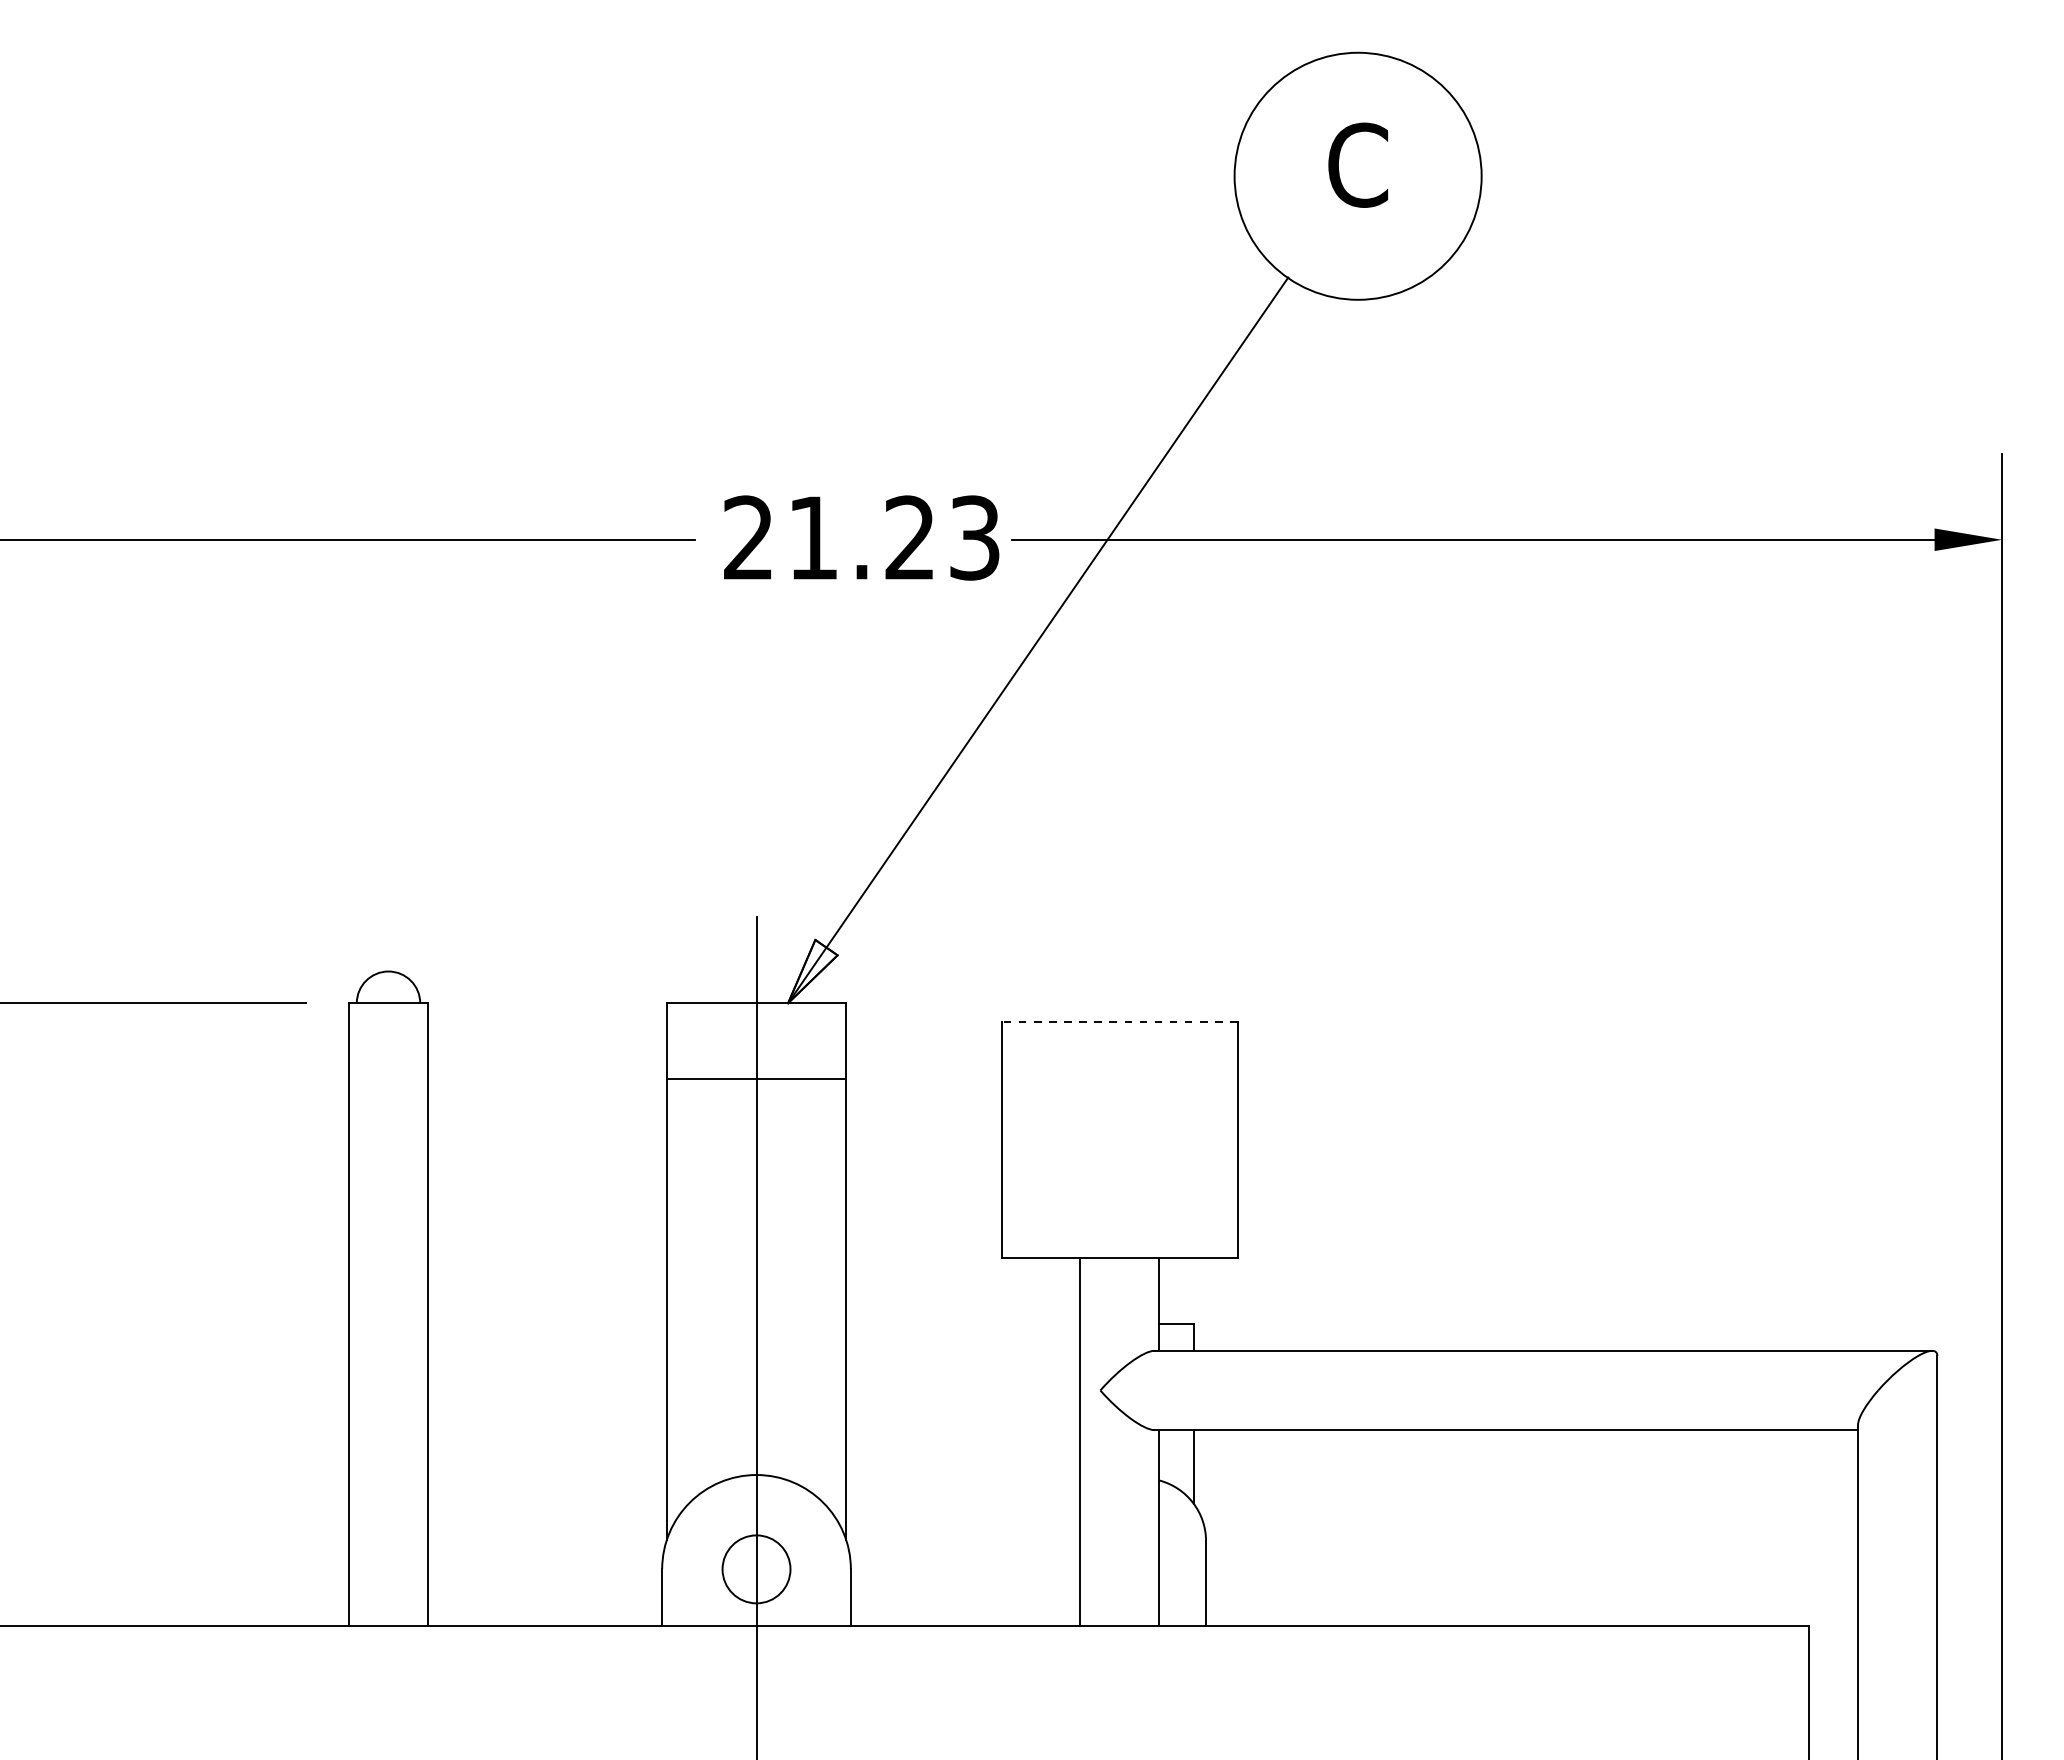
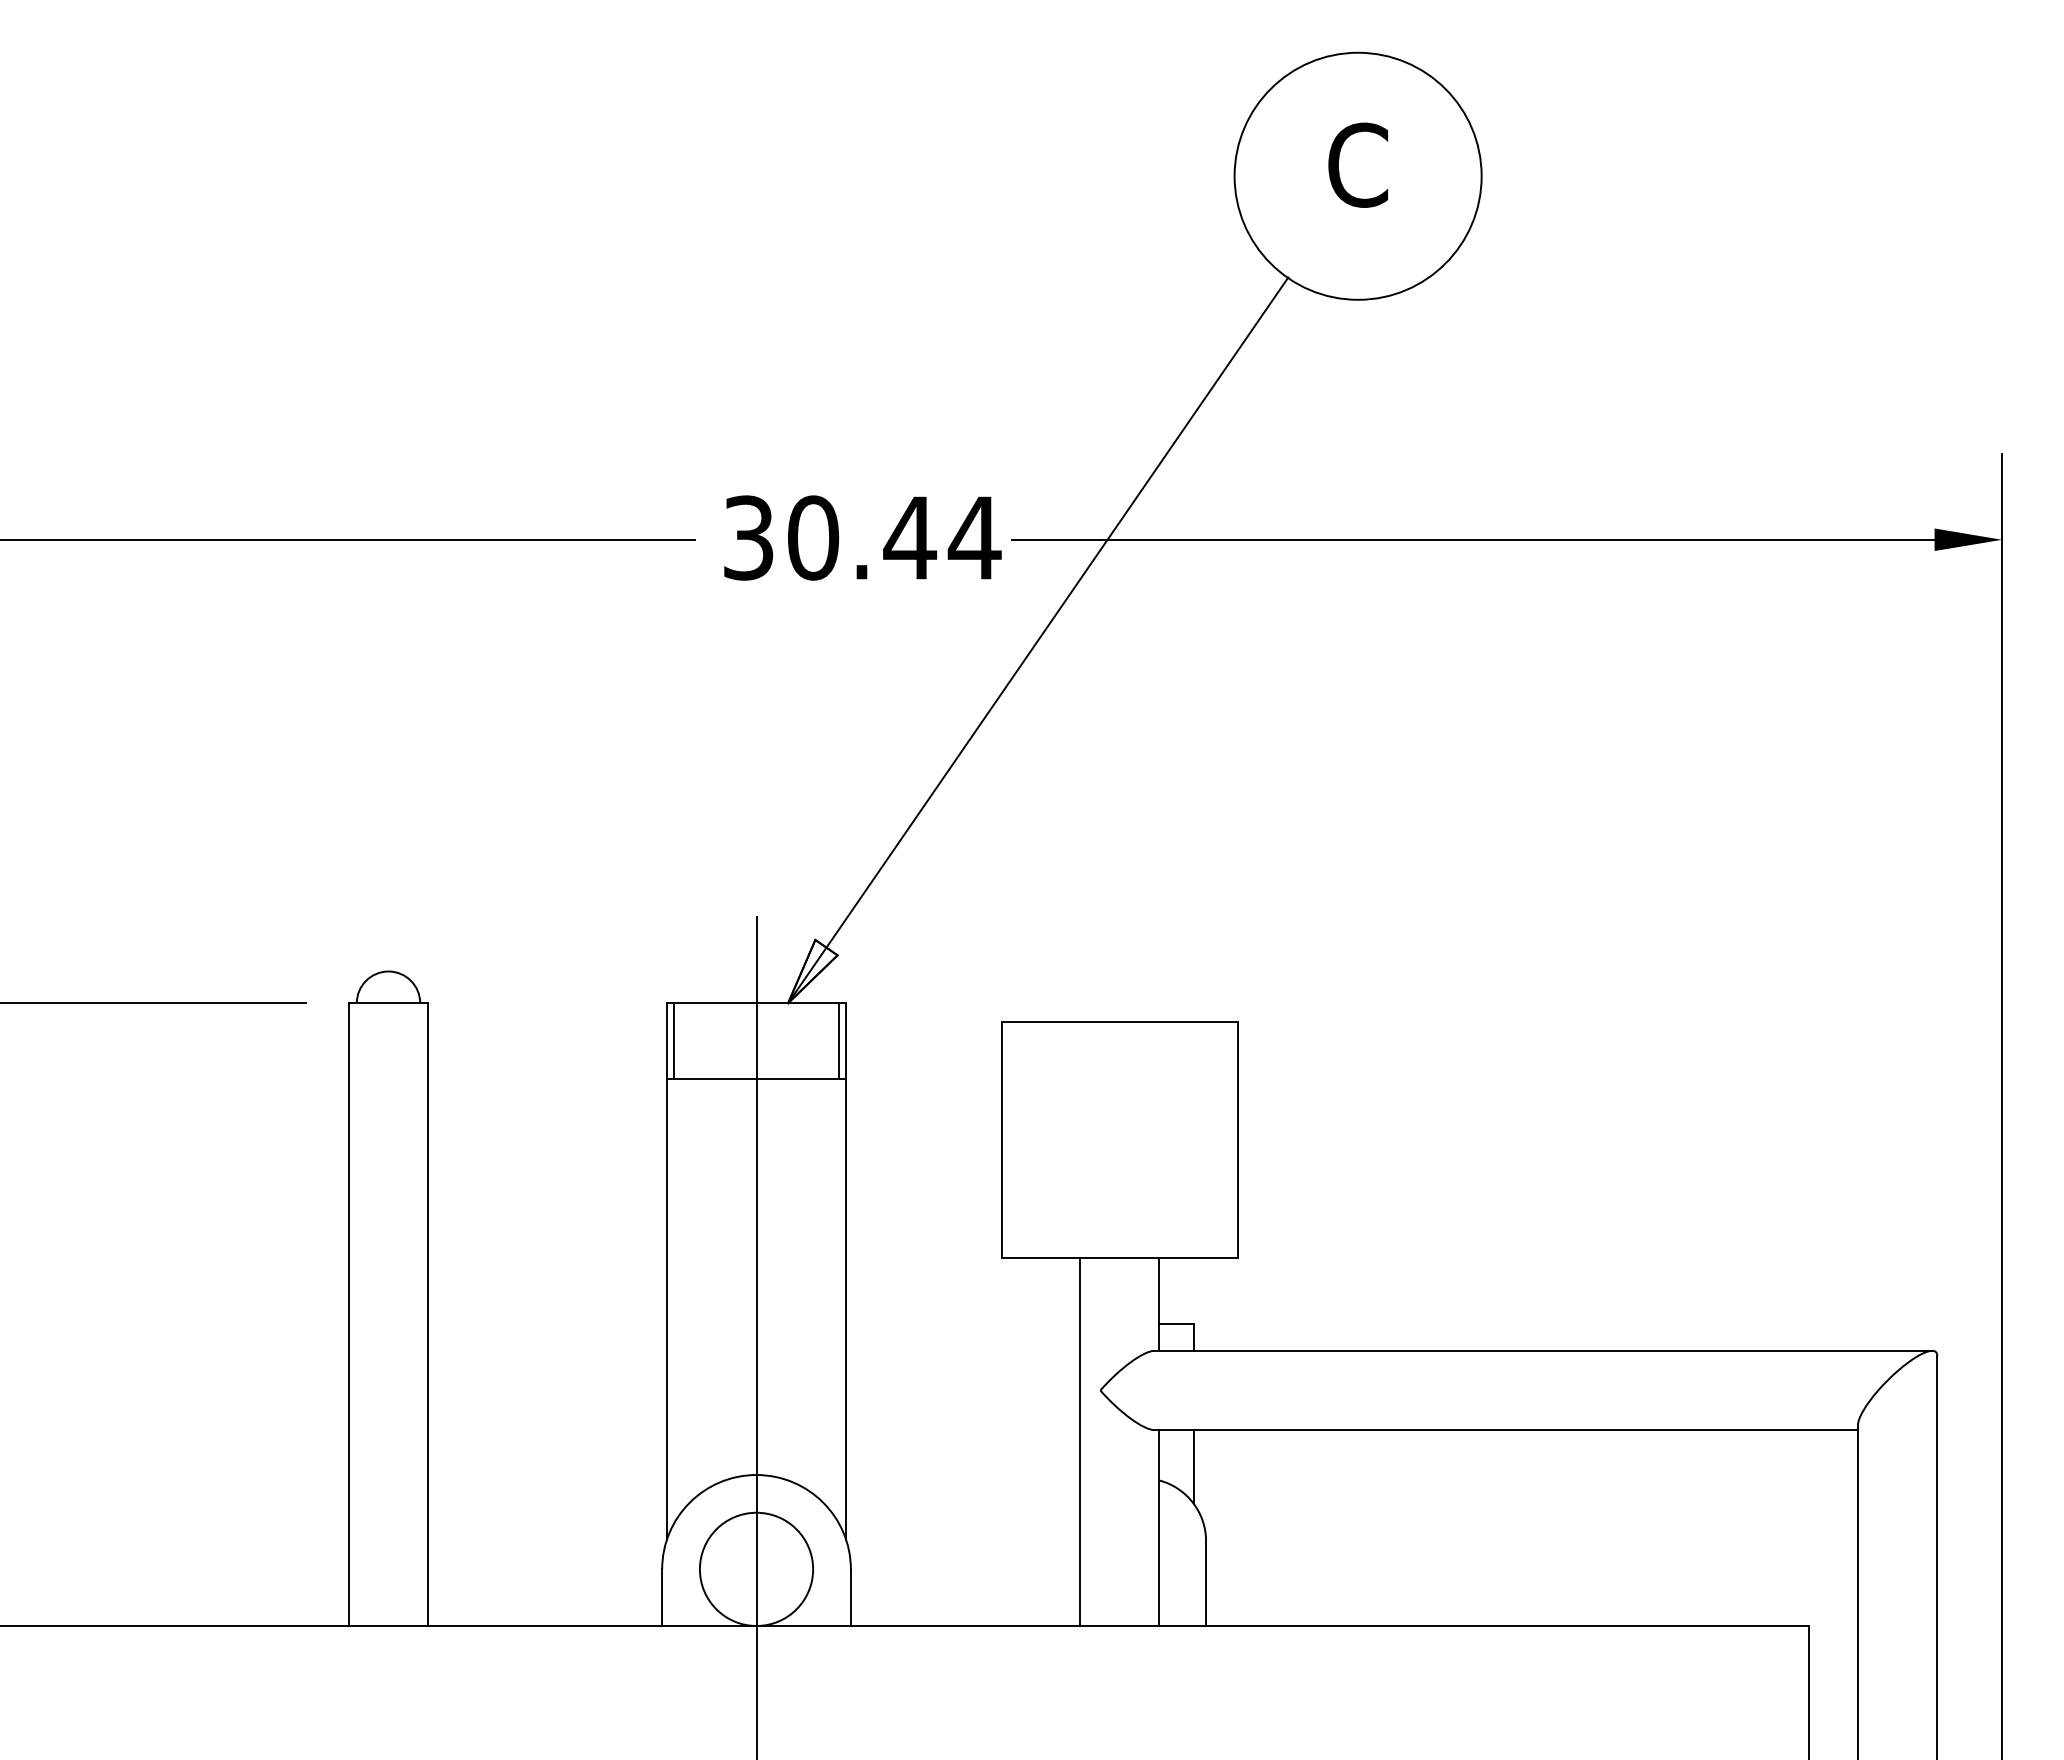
text: 21.23 -> 30.44 (862, 537)
line: dashed -> solid (1119, 1022)
line: none -> present (674, 1040)
line: none -> present (838, 1040)
circle diameter: 68 px -> 113 px (756, 1568)
